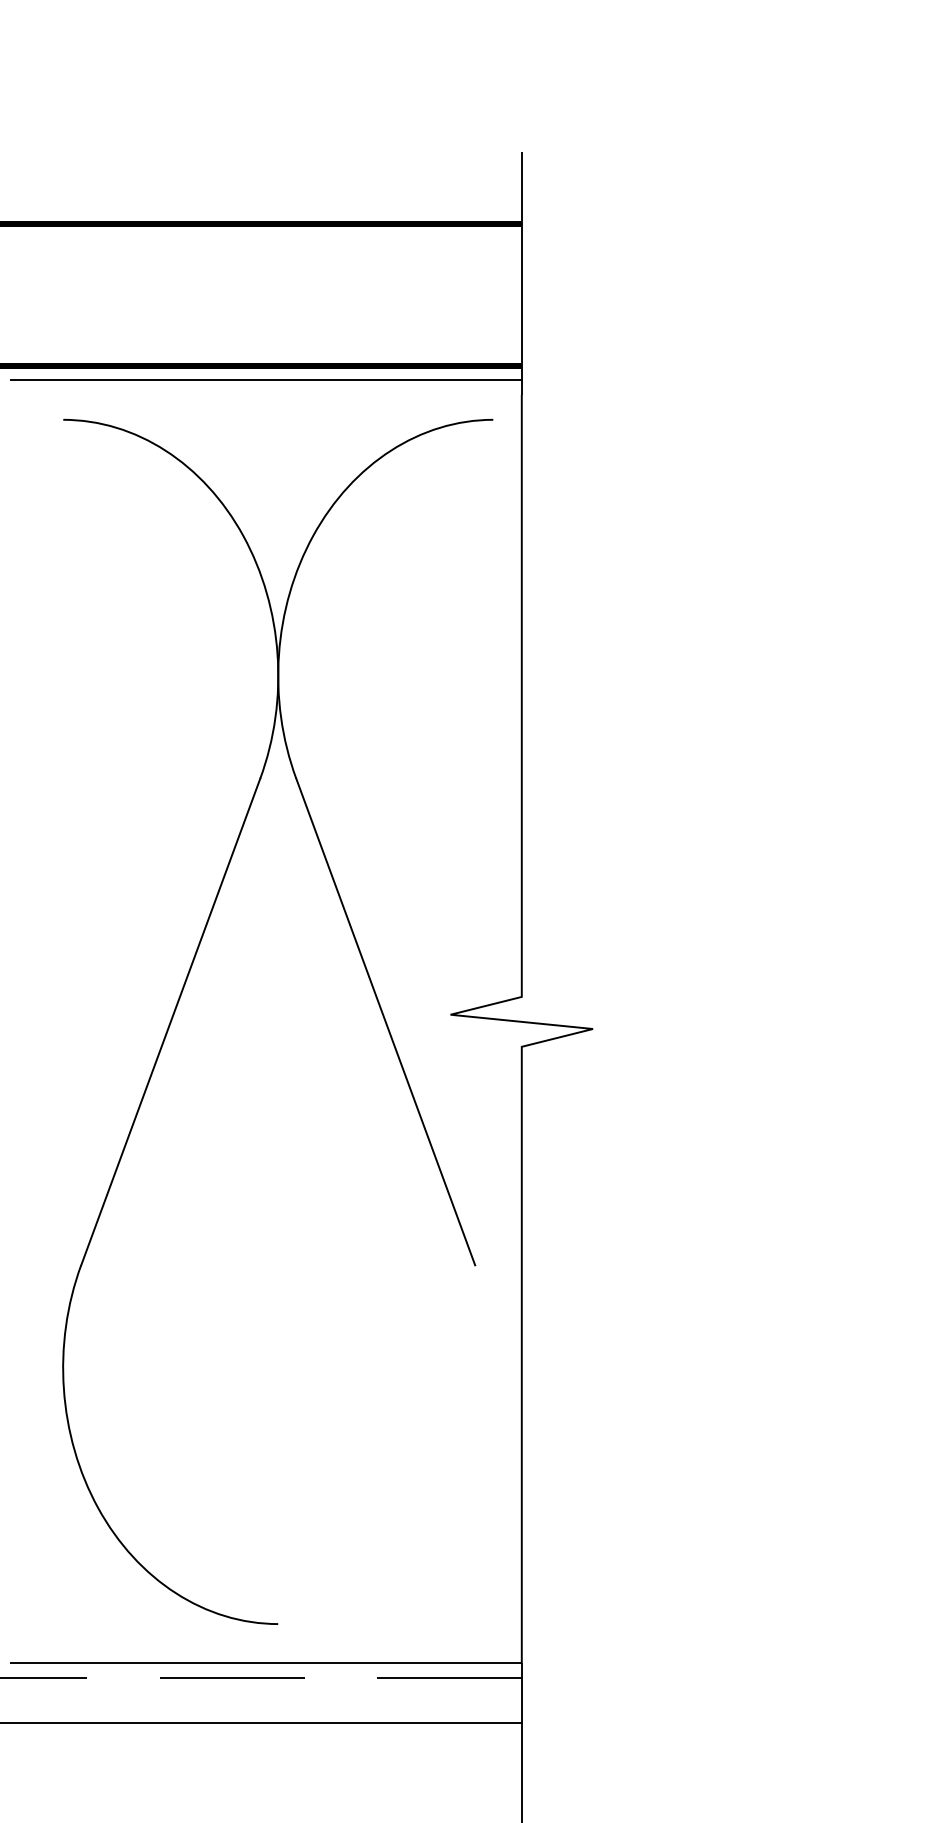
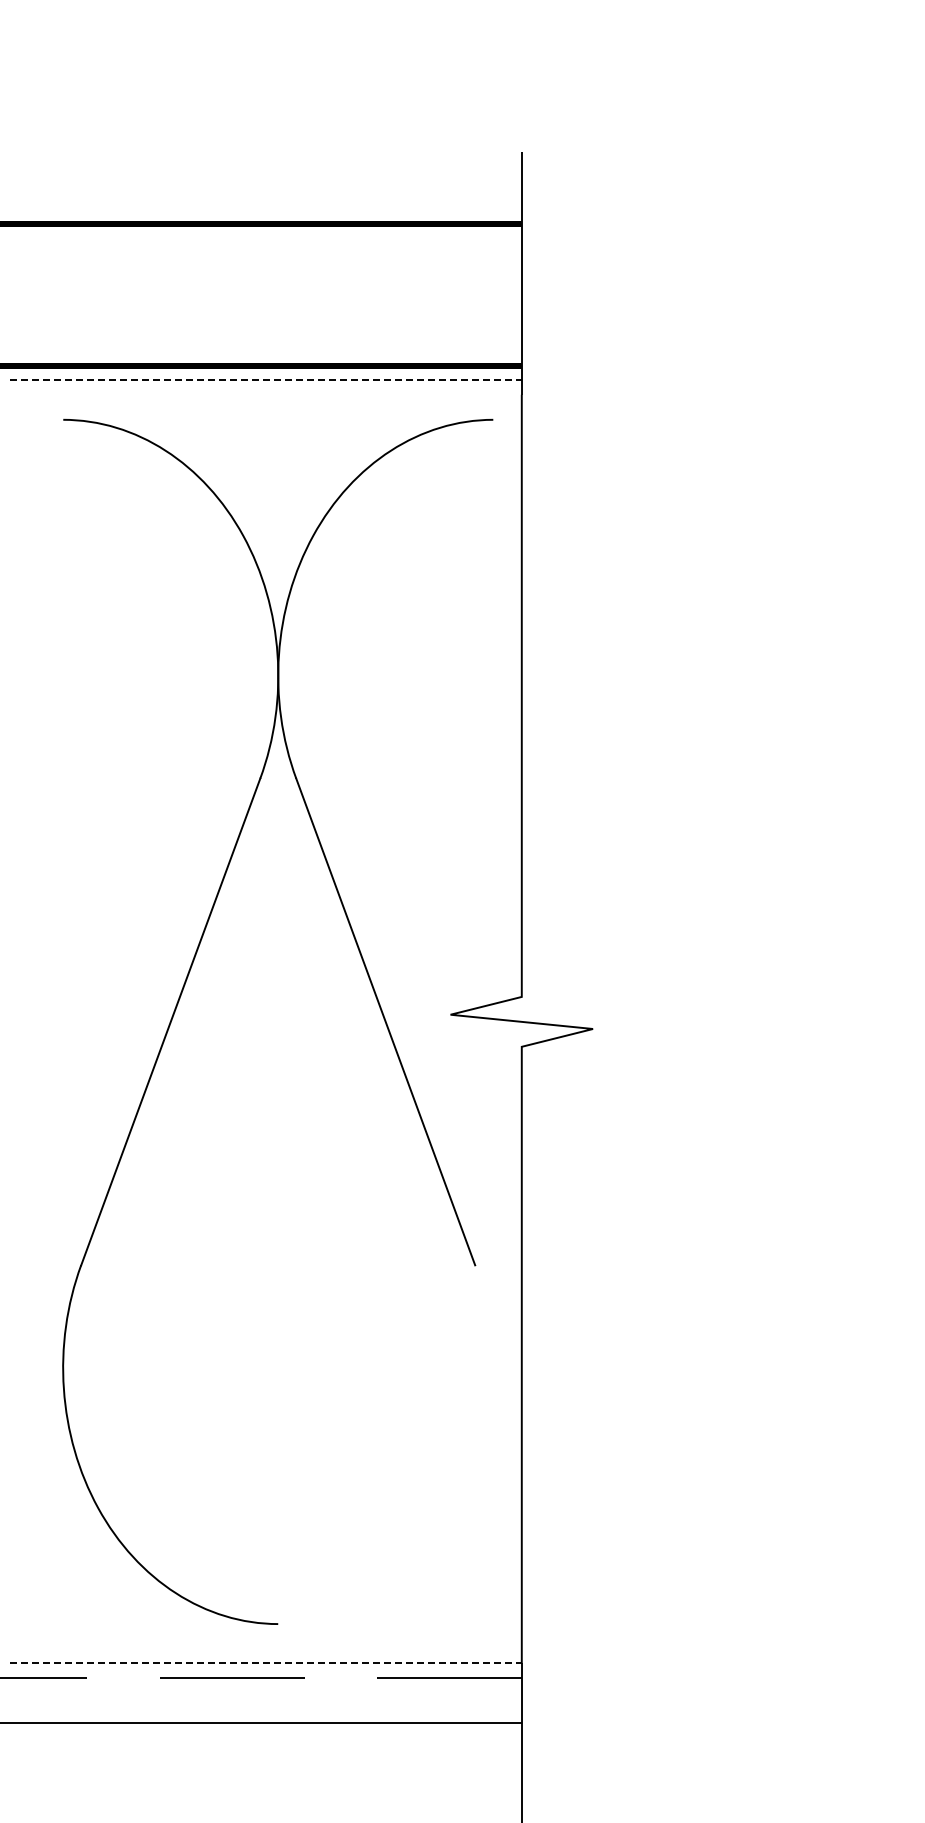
line: solid -> dashed (266, 380)
line: solid -> dashed (266, 1663)
